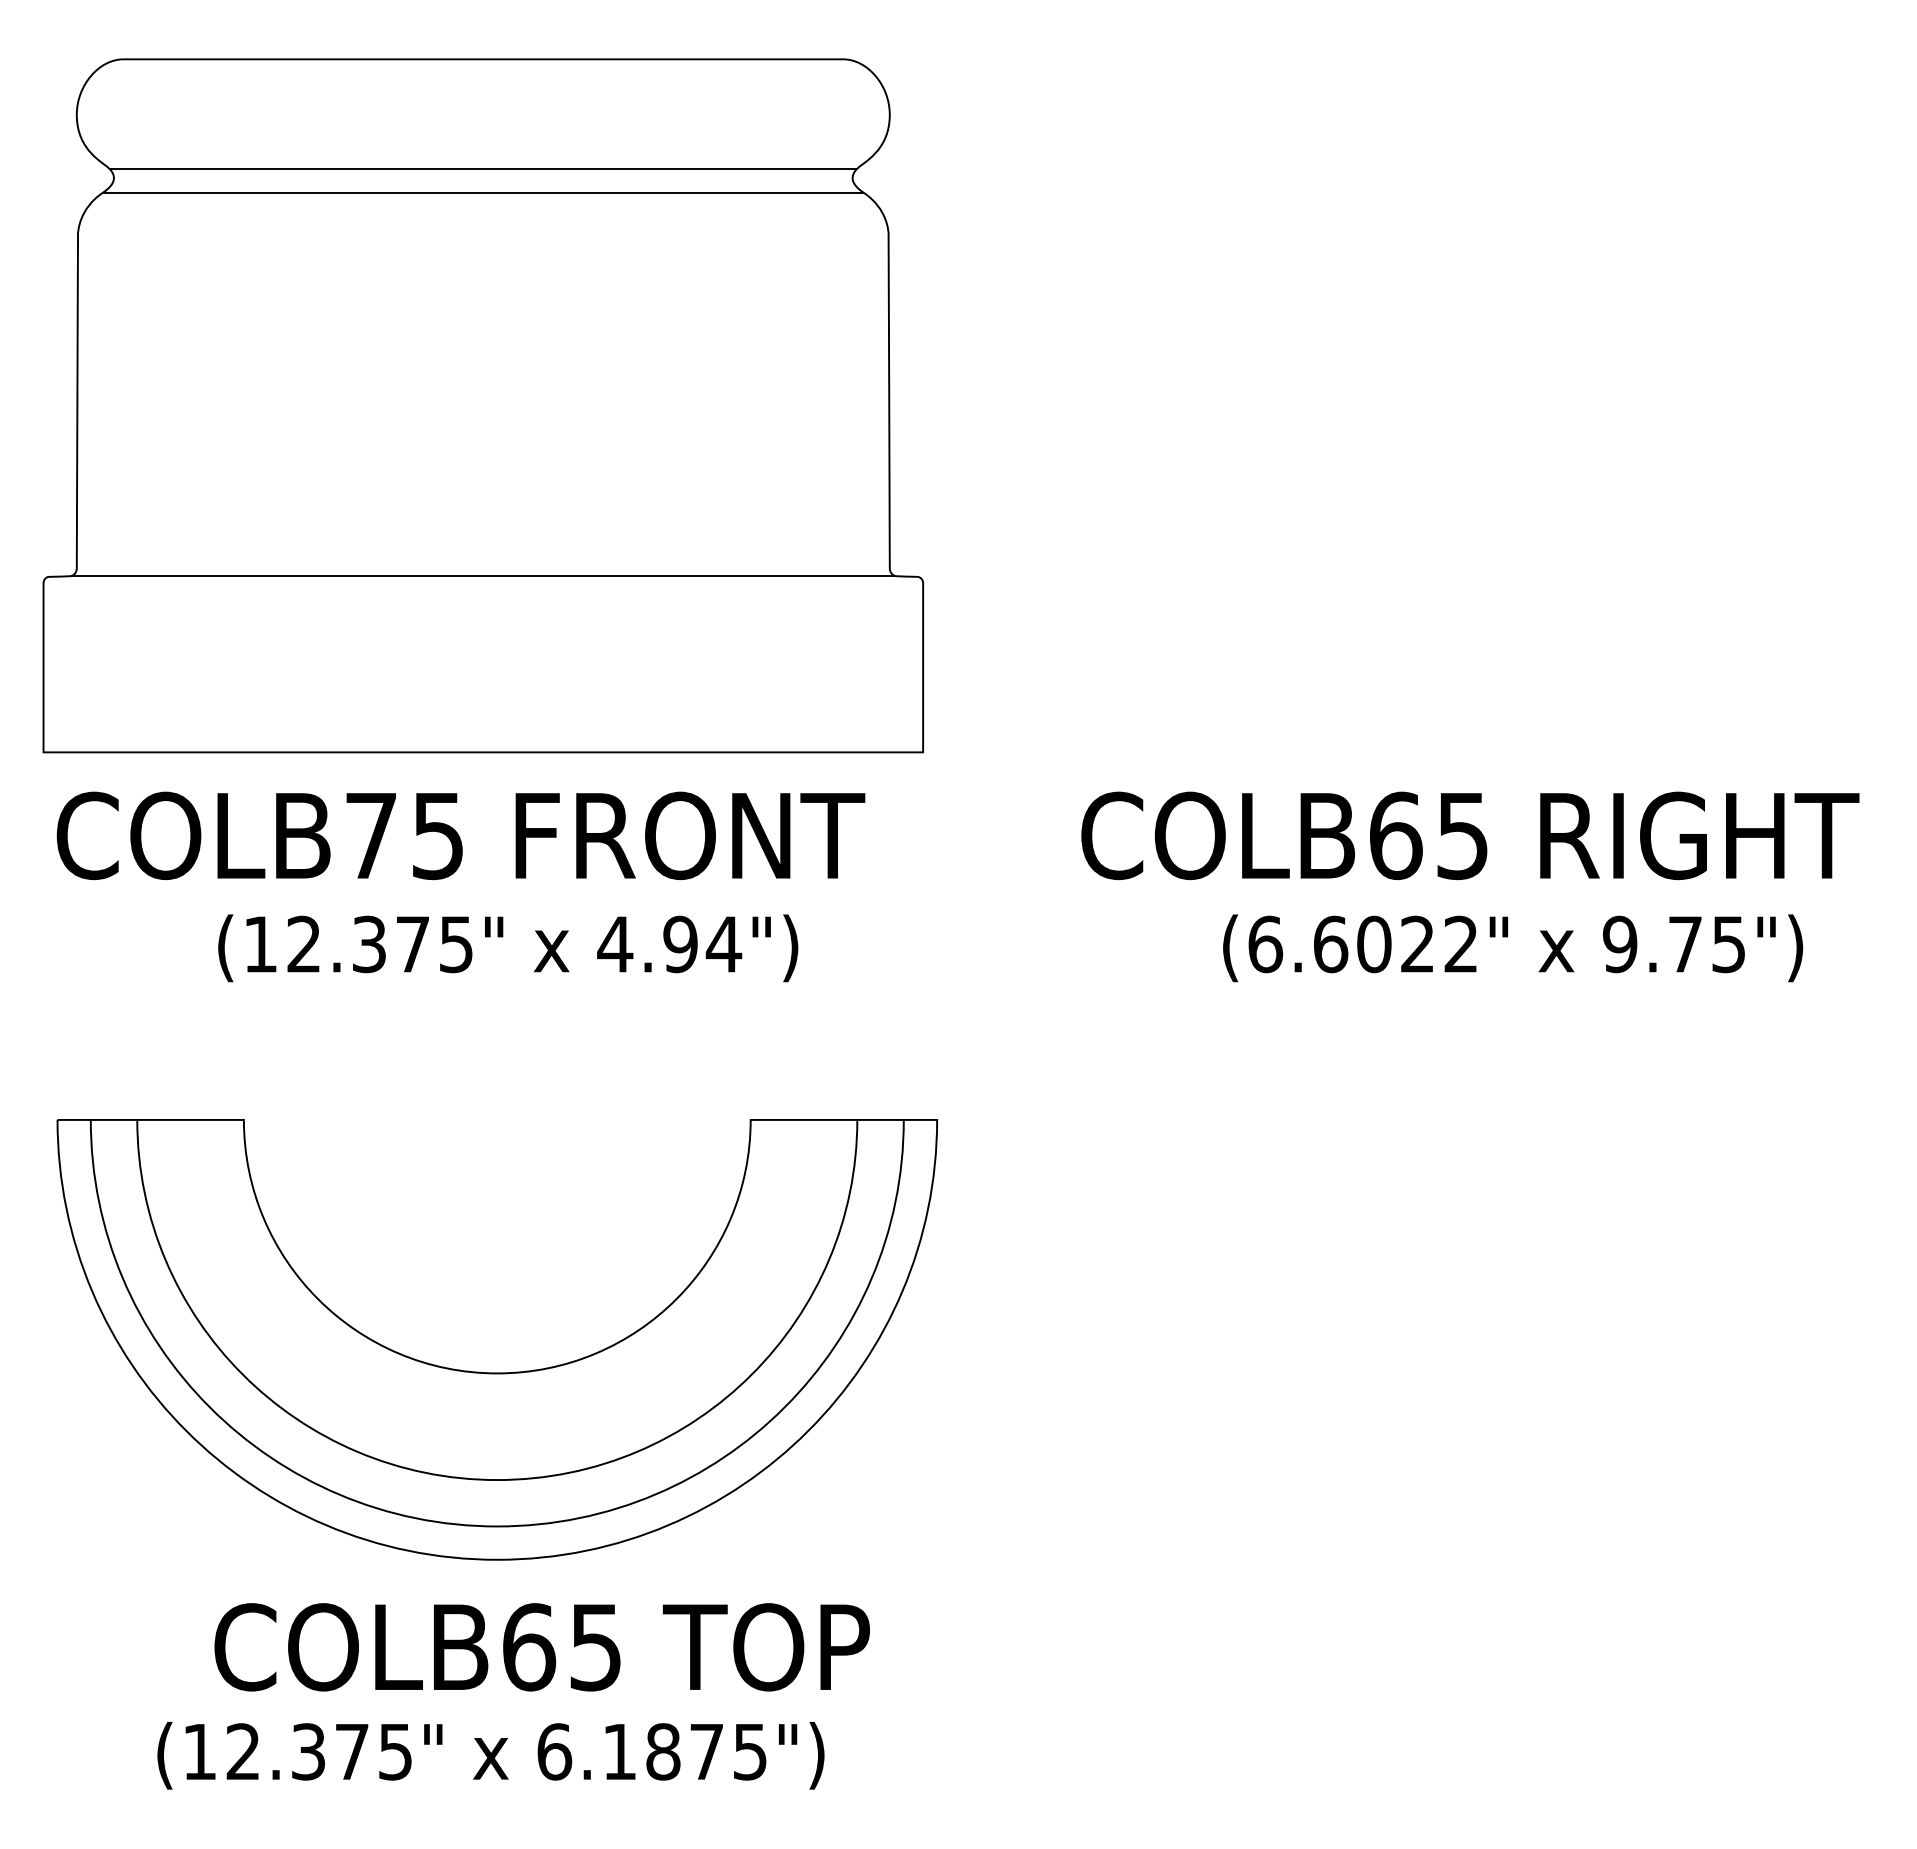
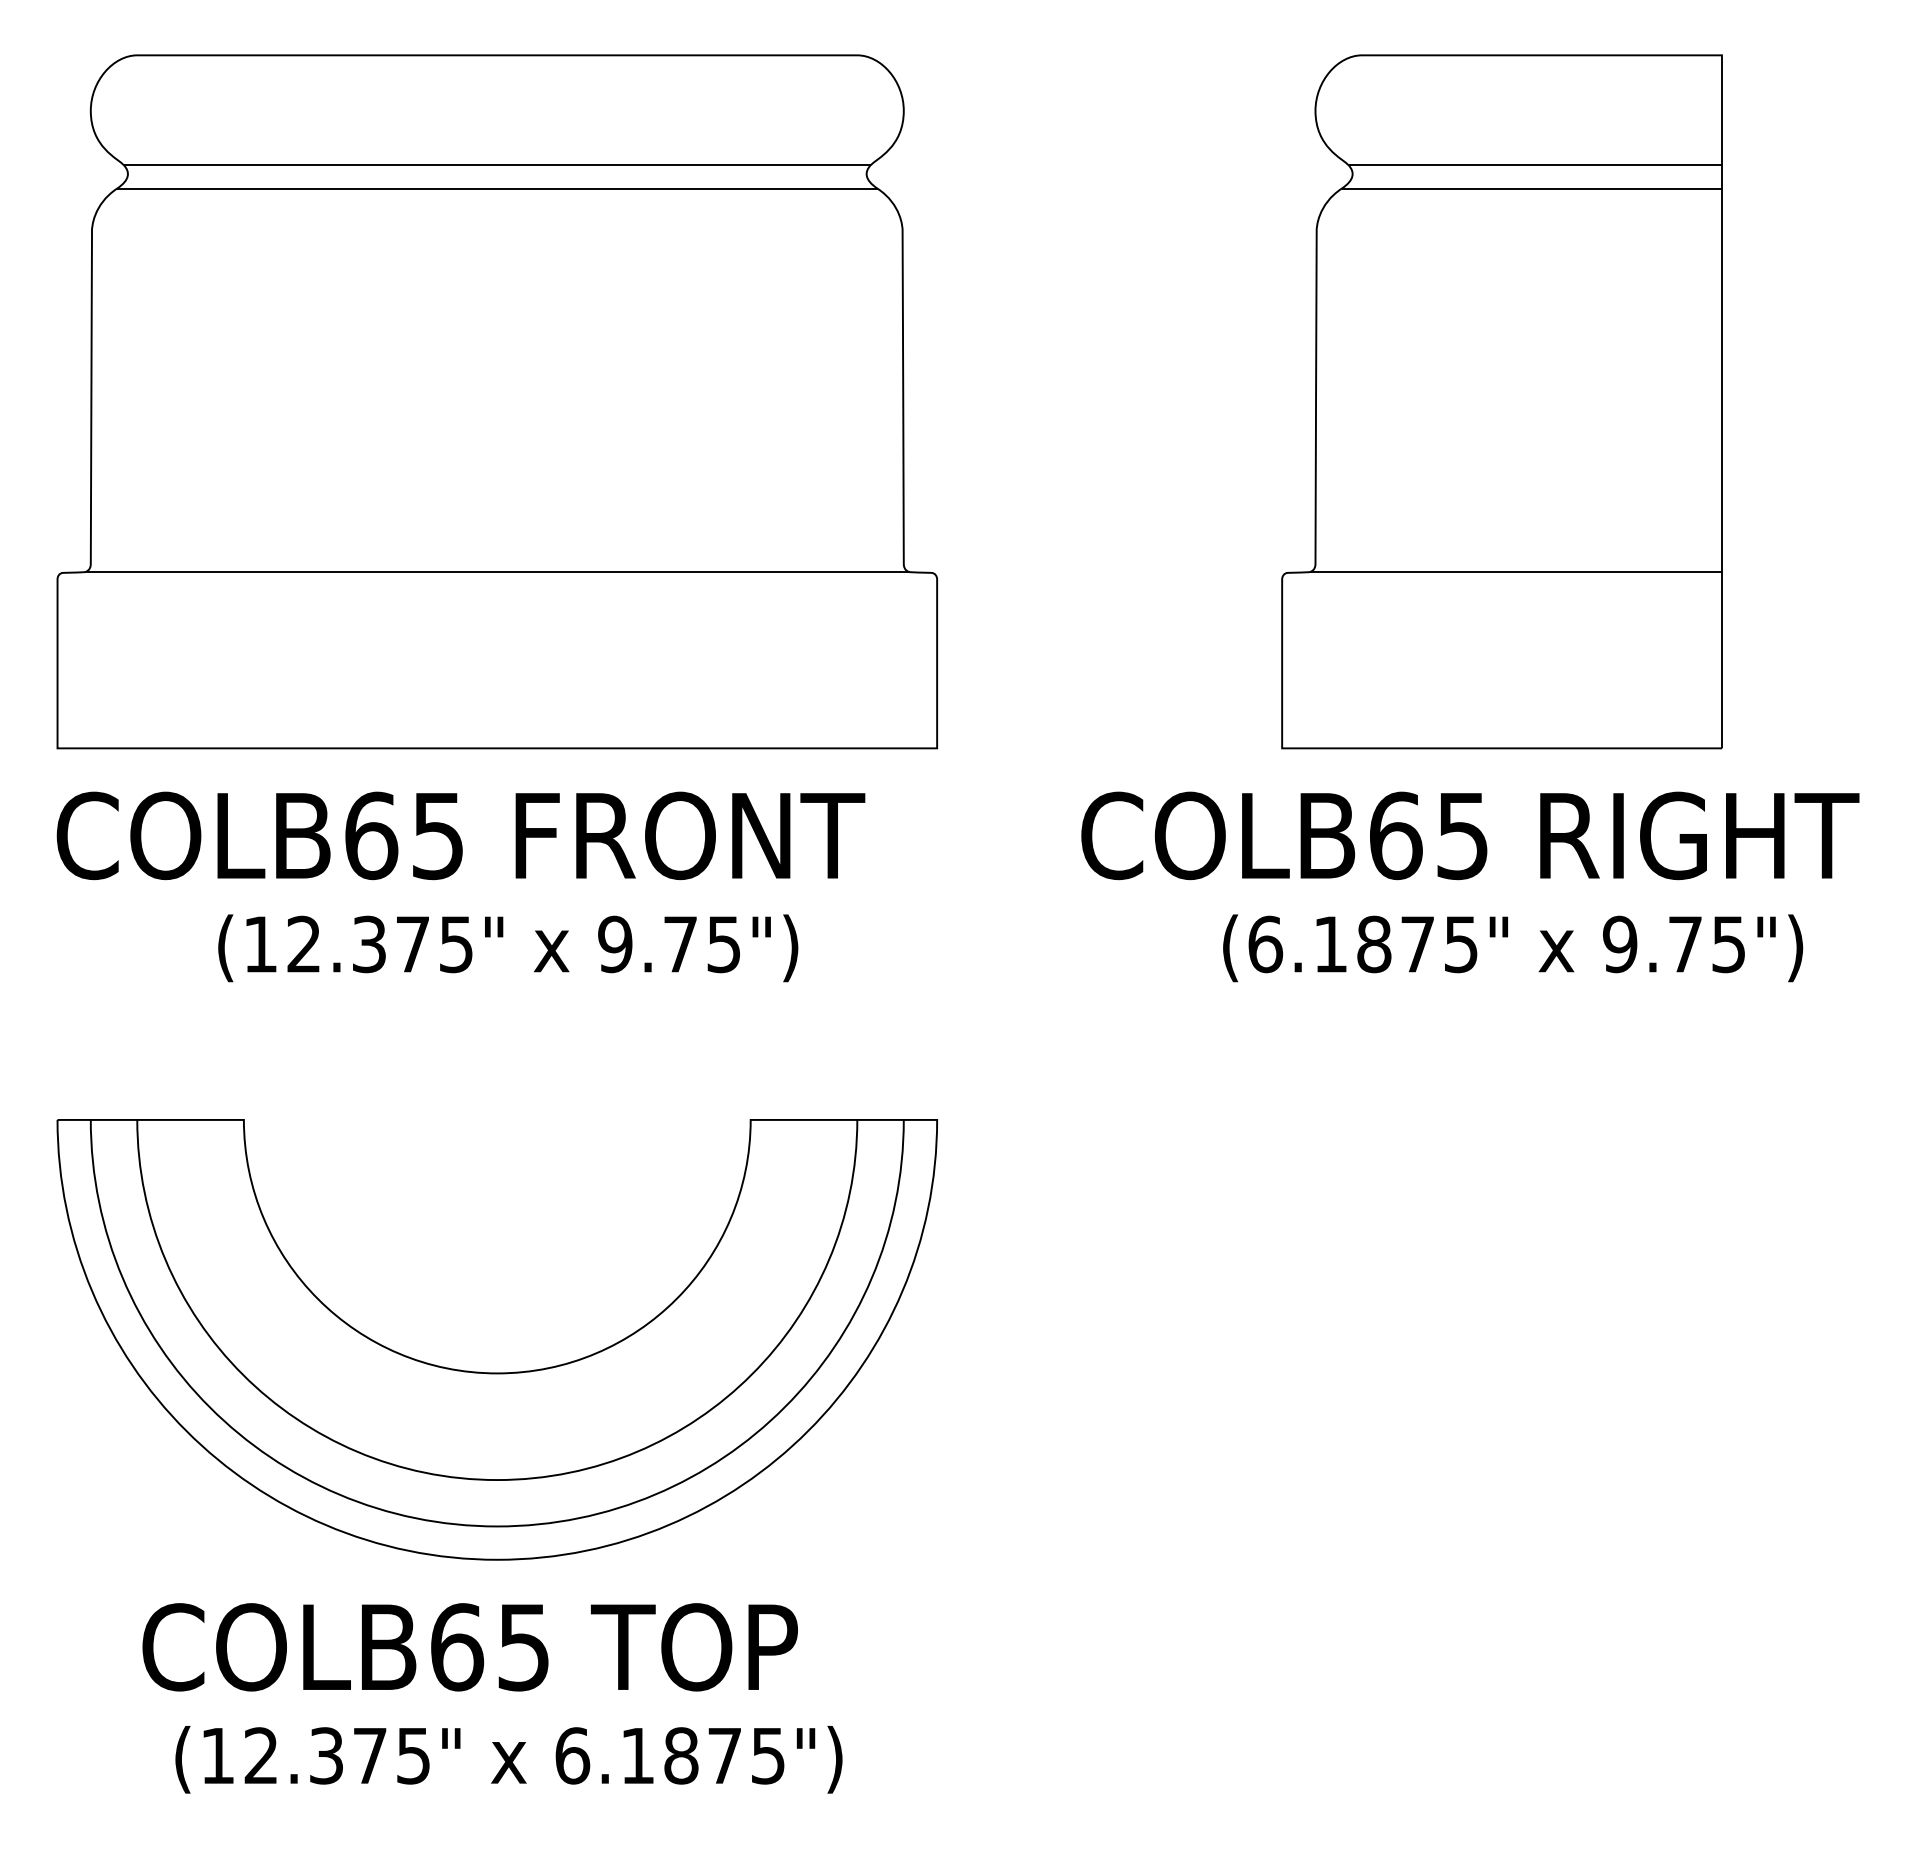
part: none -> present (1501, 401)
part position: (482, 405) -> (496, 401) (496, 401)
text: COLB75 -> COLB65 (371, 835)
text: 4.94") -> 9.75") (669, 944)
text: (6.6022" -> (6.1875" (1395, 944)
text position: (541, 1647) -> (469, 1647) (469, 1647)
text position: (490, 1755) -> (508, 1759) (508, 1759)
